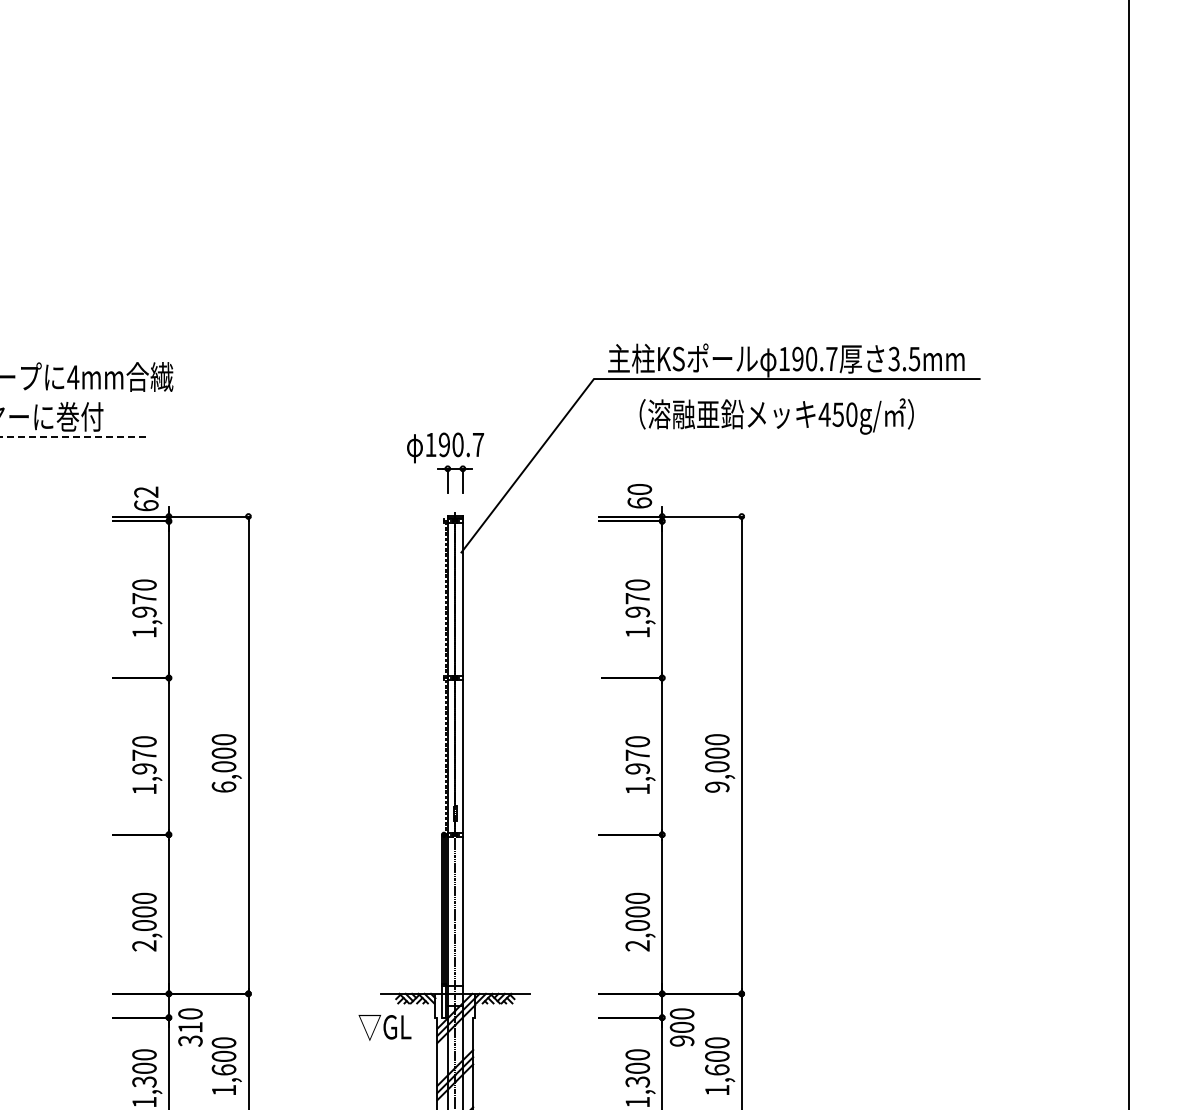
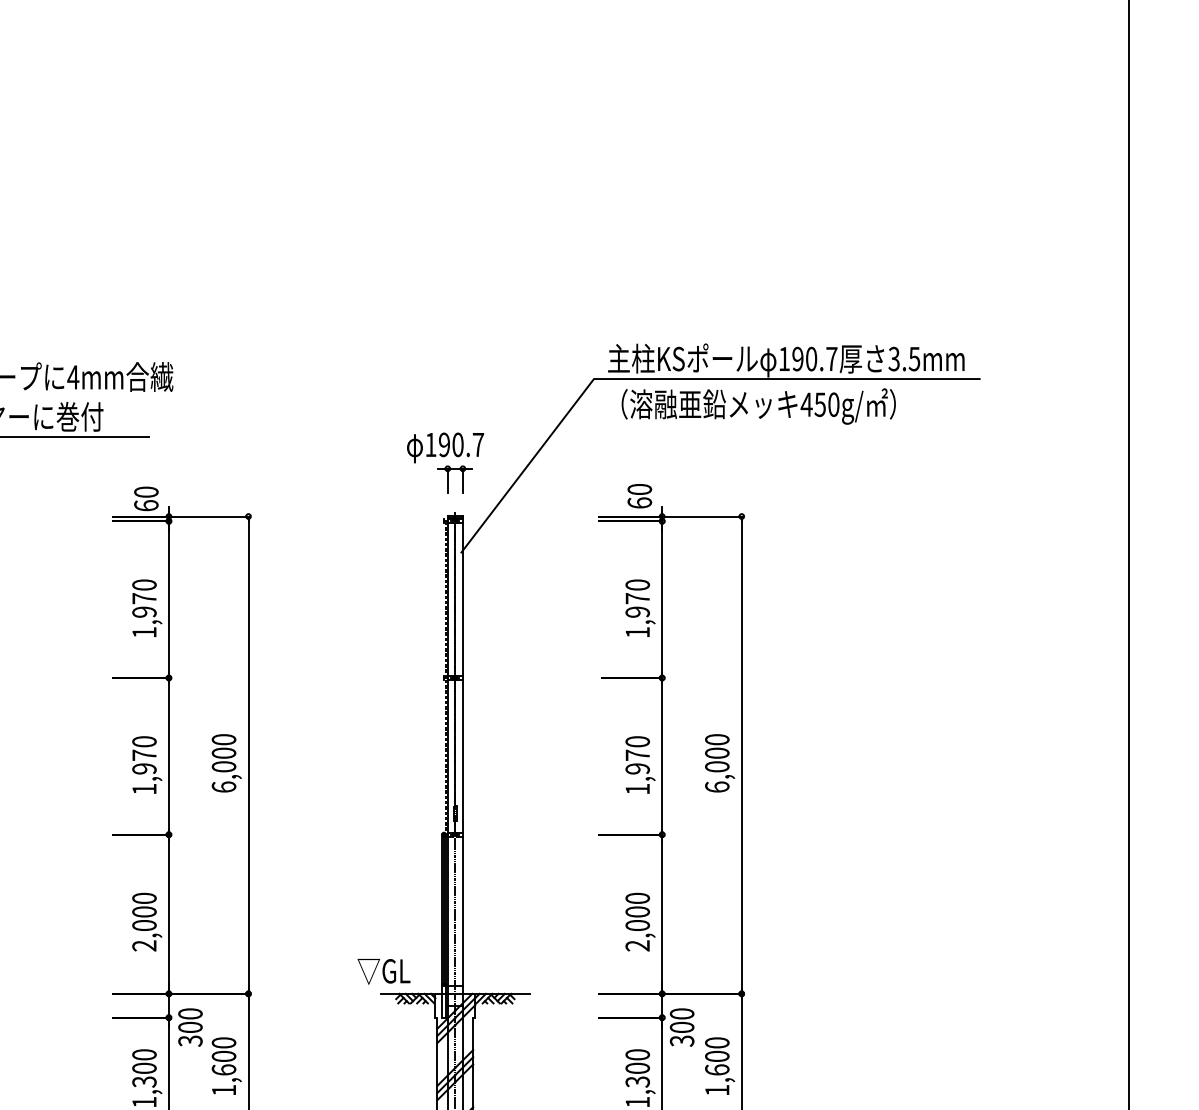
text position: (776, 416) -> (758, 406) (758, 406)
line: dashed -> solid (75, 437)
text: 62 -> 60 (146, 491)
text: 9,000 -> 6,000 (717, 786)
text: 310 -> 300 (190, 1026)
text position: (384, 1027) -> (383, 971) (383, 971)
text: 900 -> 300 (682, 1040)
